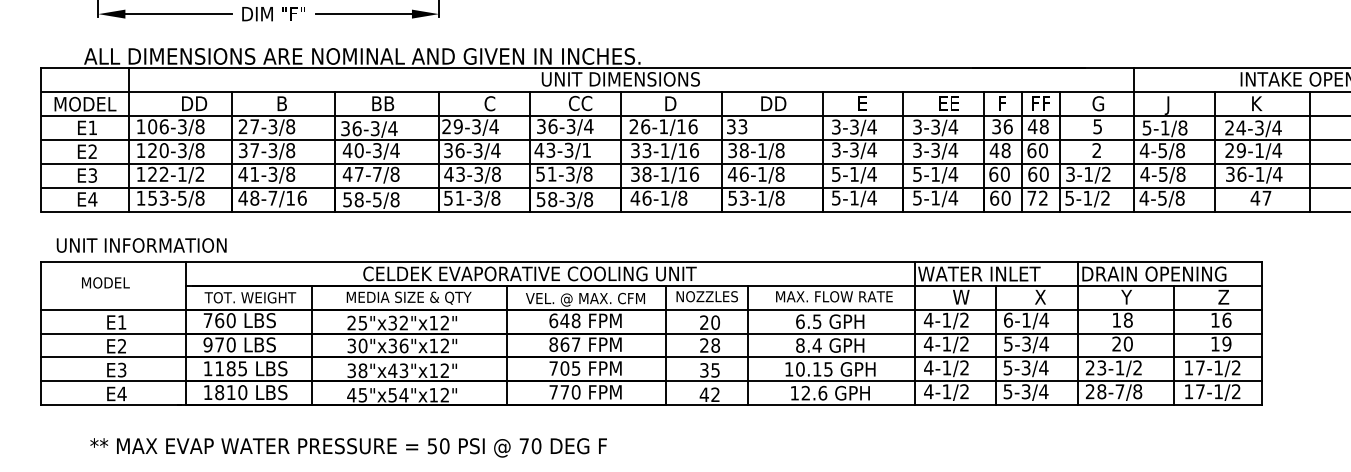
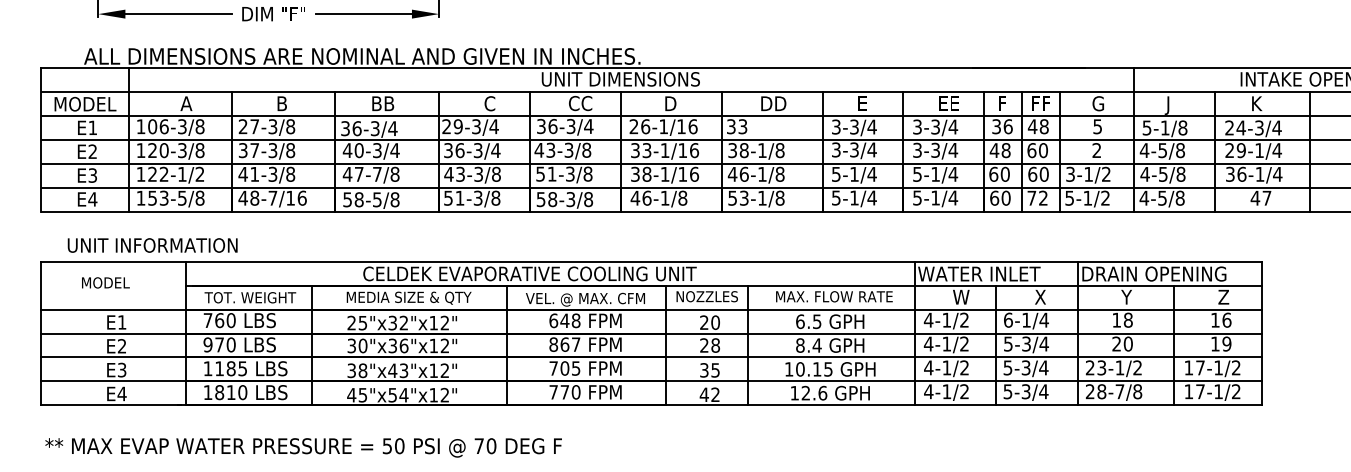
text: DD -> A (193, 103)
text: 43-3/1 -> 43-3/8 (586, 149)
text position: (141, 245) -> (152, 245) (152, 245)
text position: (348, 447) -> (303, 447) (303, 447)
